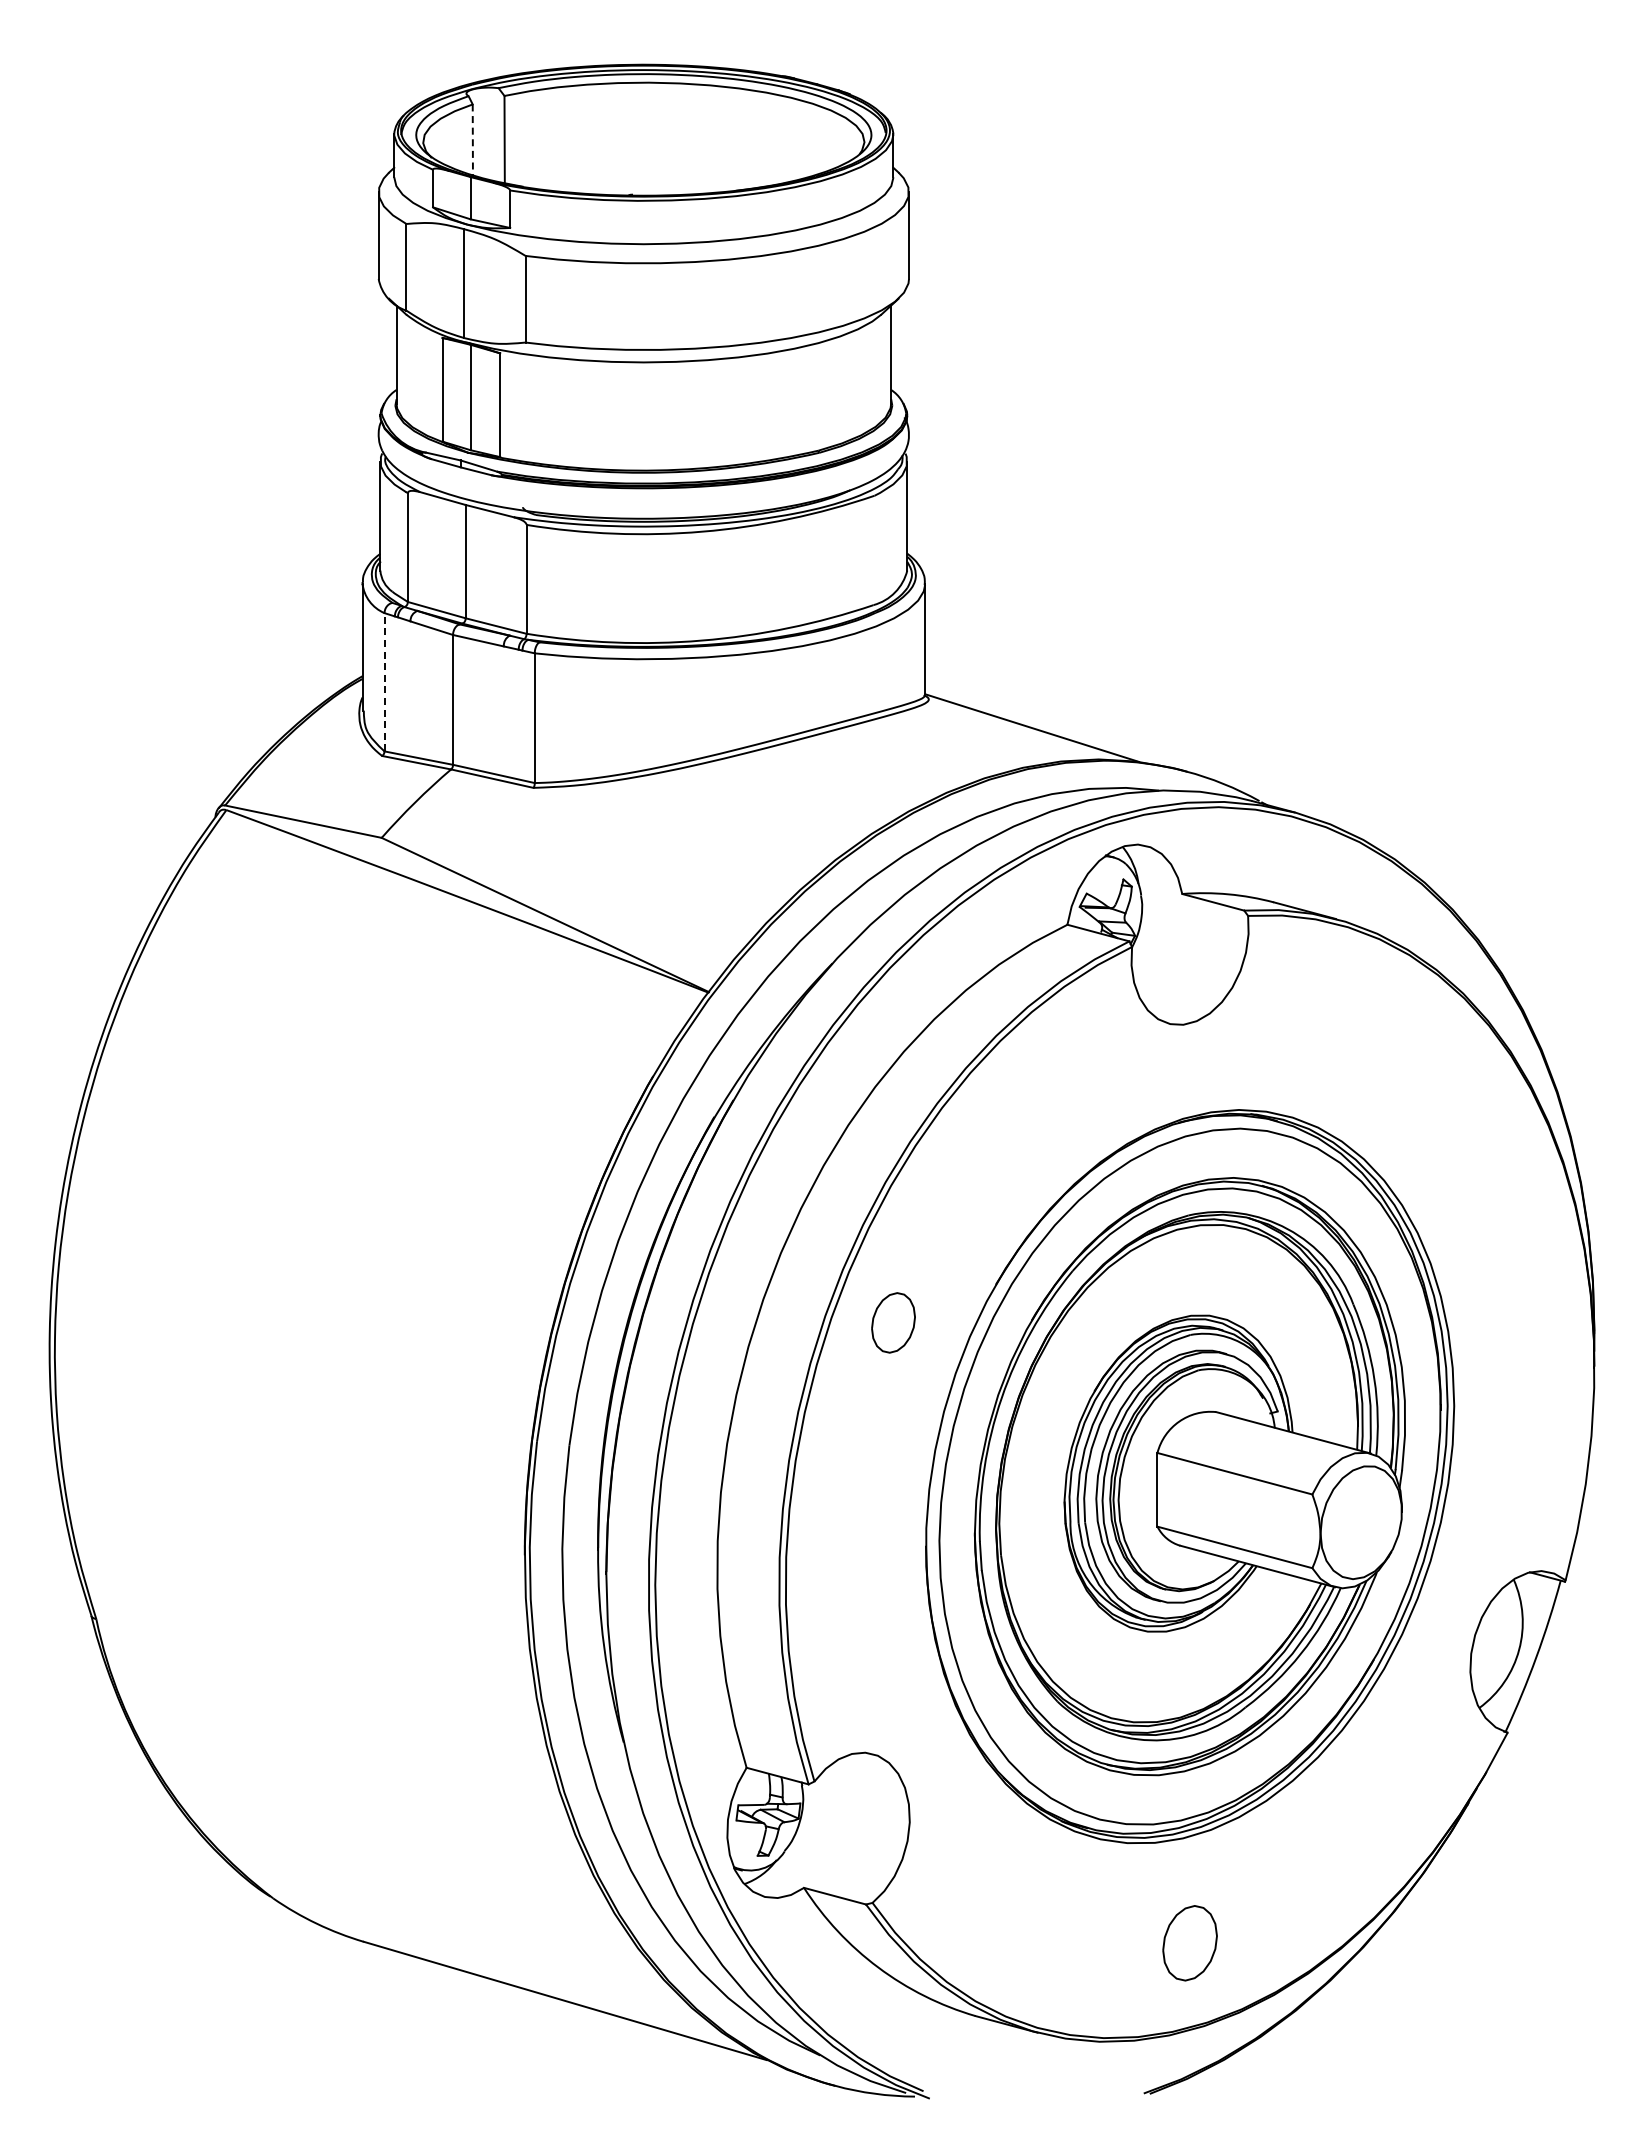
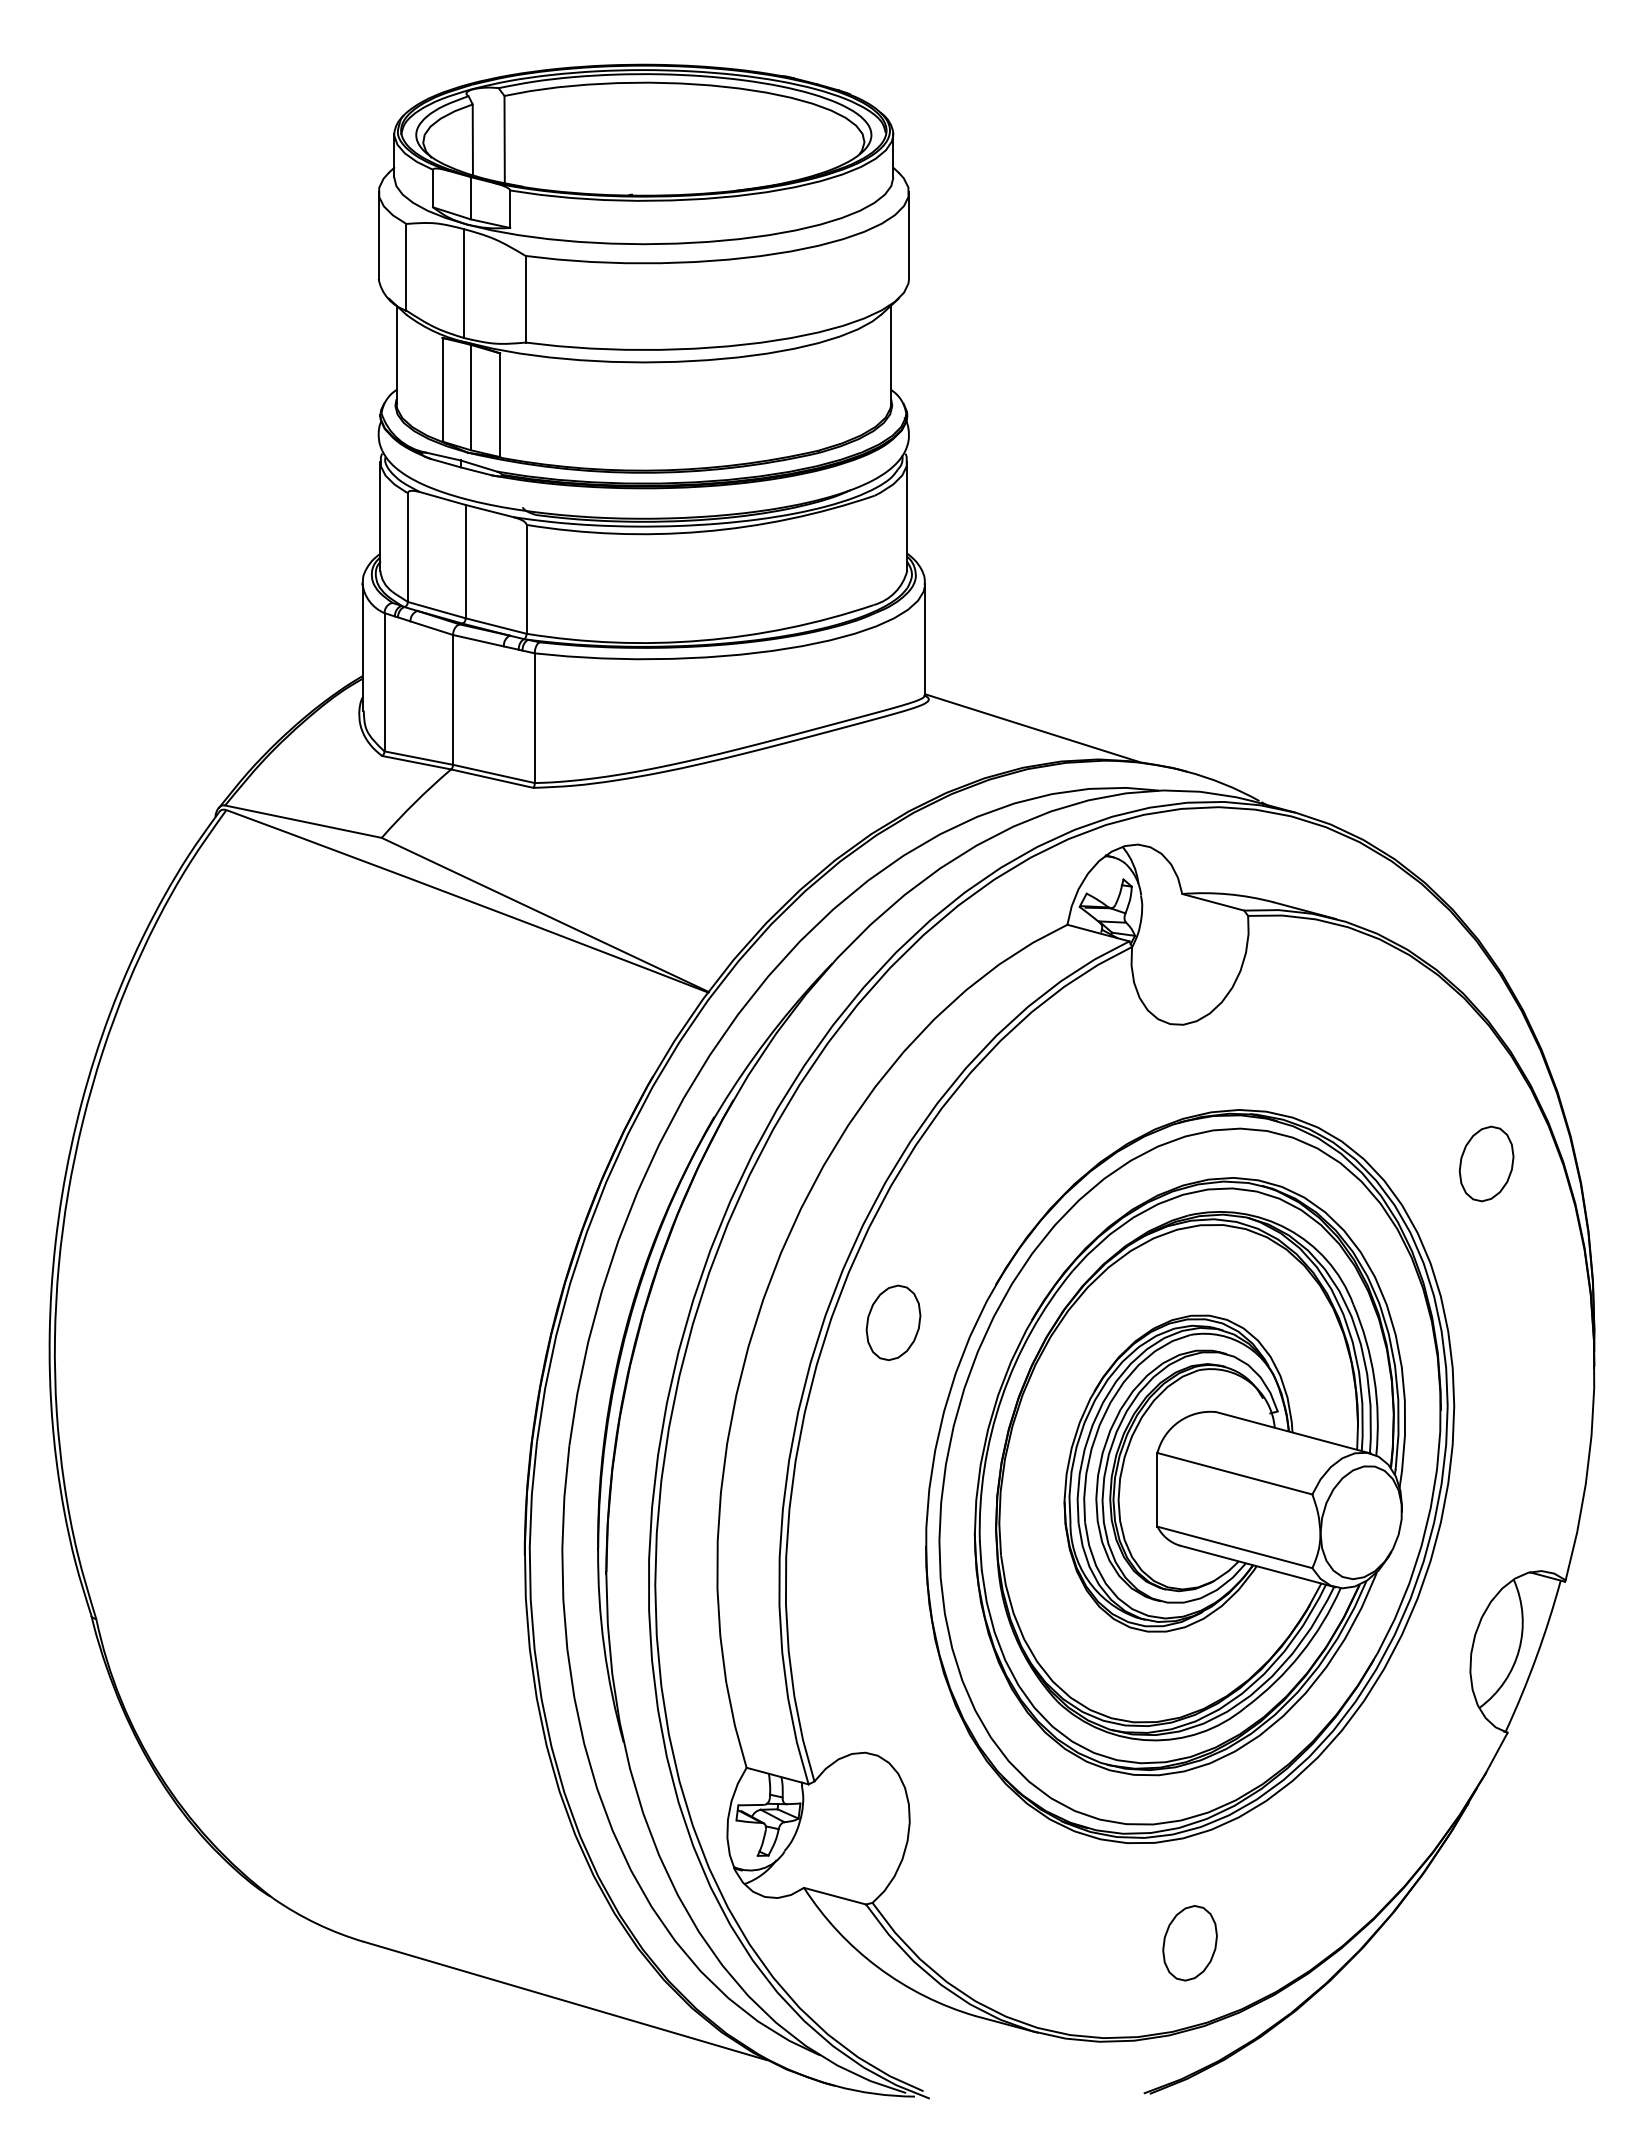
line: dashed -> solid (472, 140)
line: dashed -> solid (384, 681)
part: none -> present (1486, 1163)
part size: 45x62 px -> 57x78 px (893, 1322)
